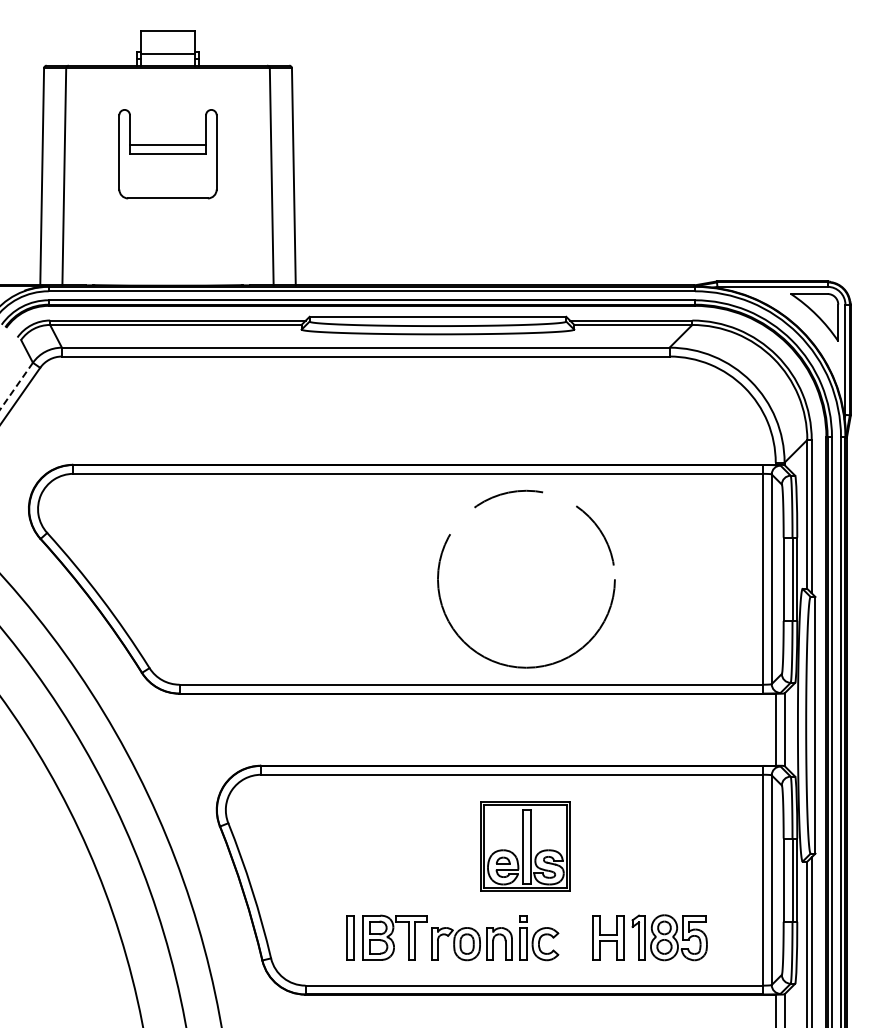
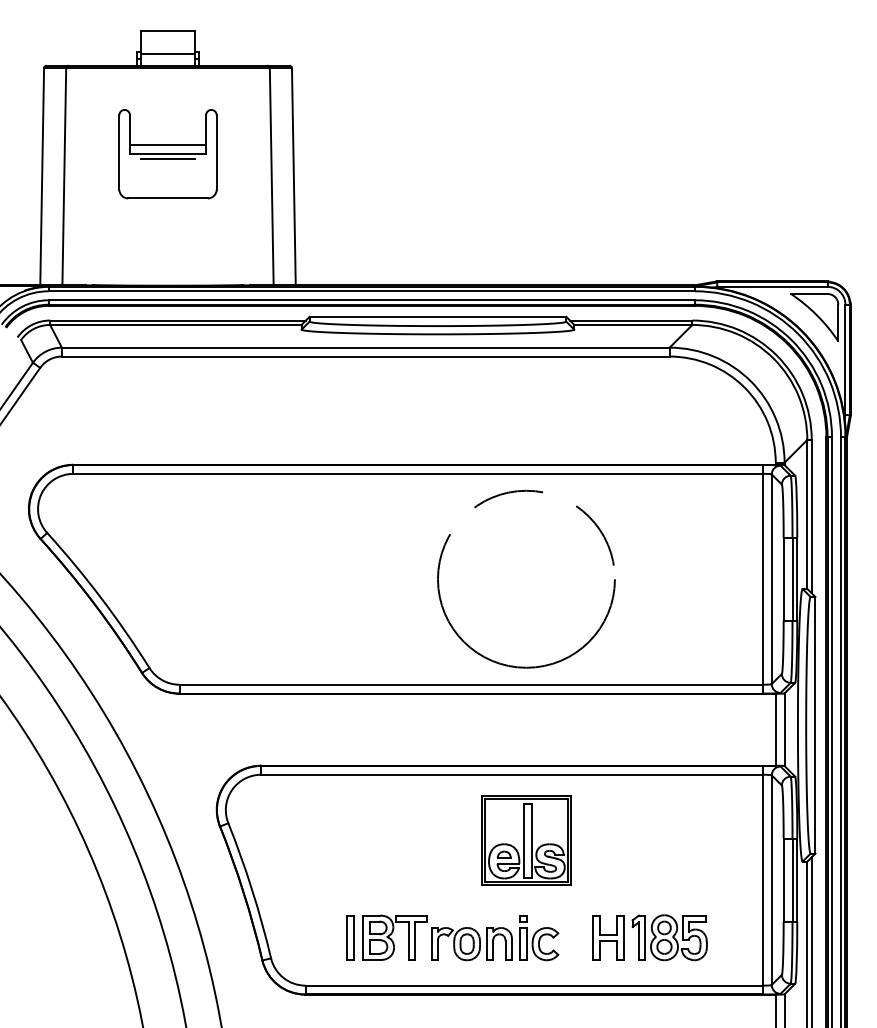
line: none -> present (167, 158)
line: dashed -> solid (16, 386)
part position: (525, 846) -> (526, 840) (526, 840)
